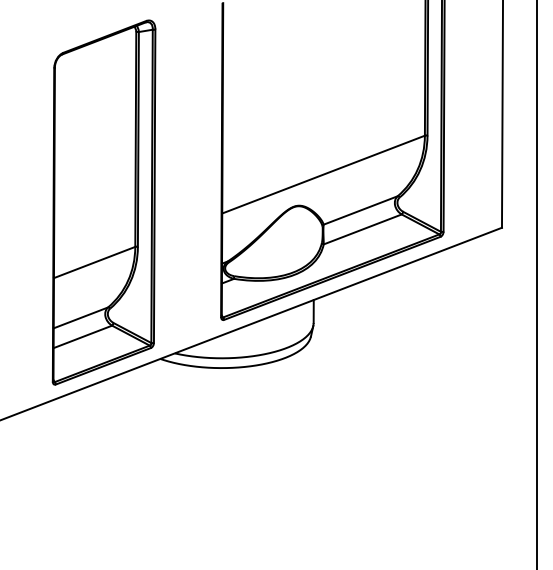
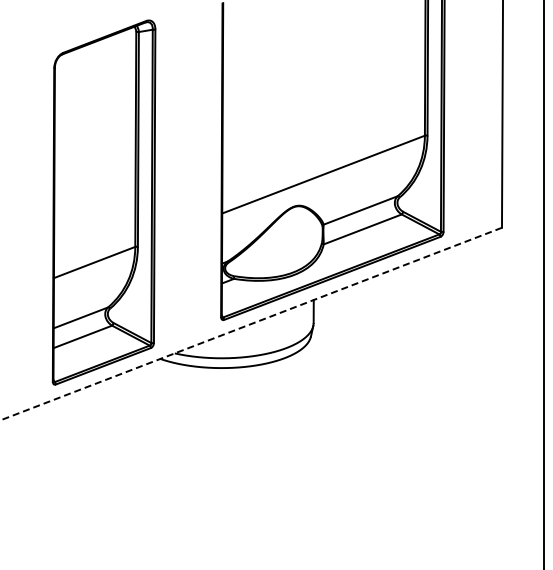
line position: (536, 284) -> (543, 284) (543, 284)
line: solid -> dashed (251, 324)
